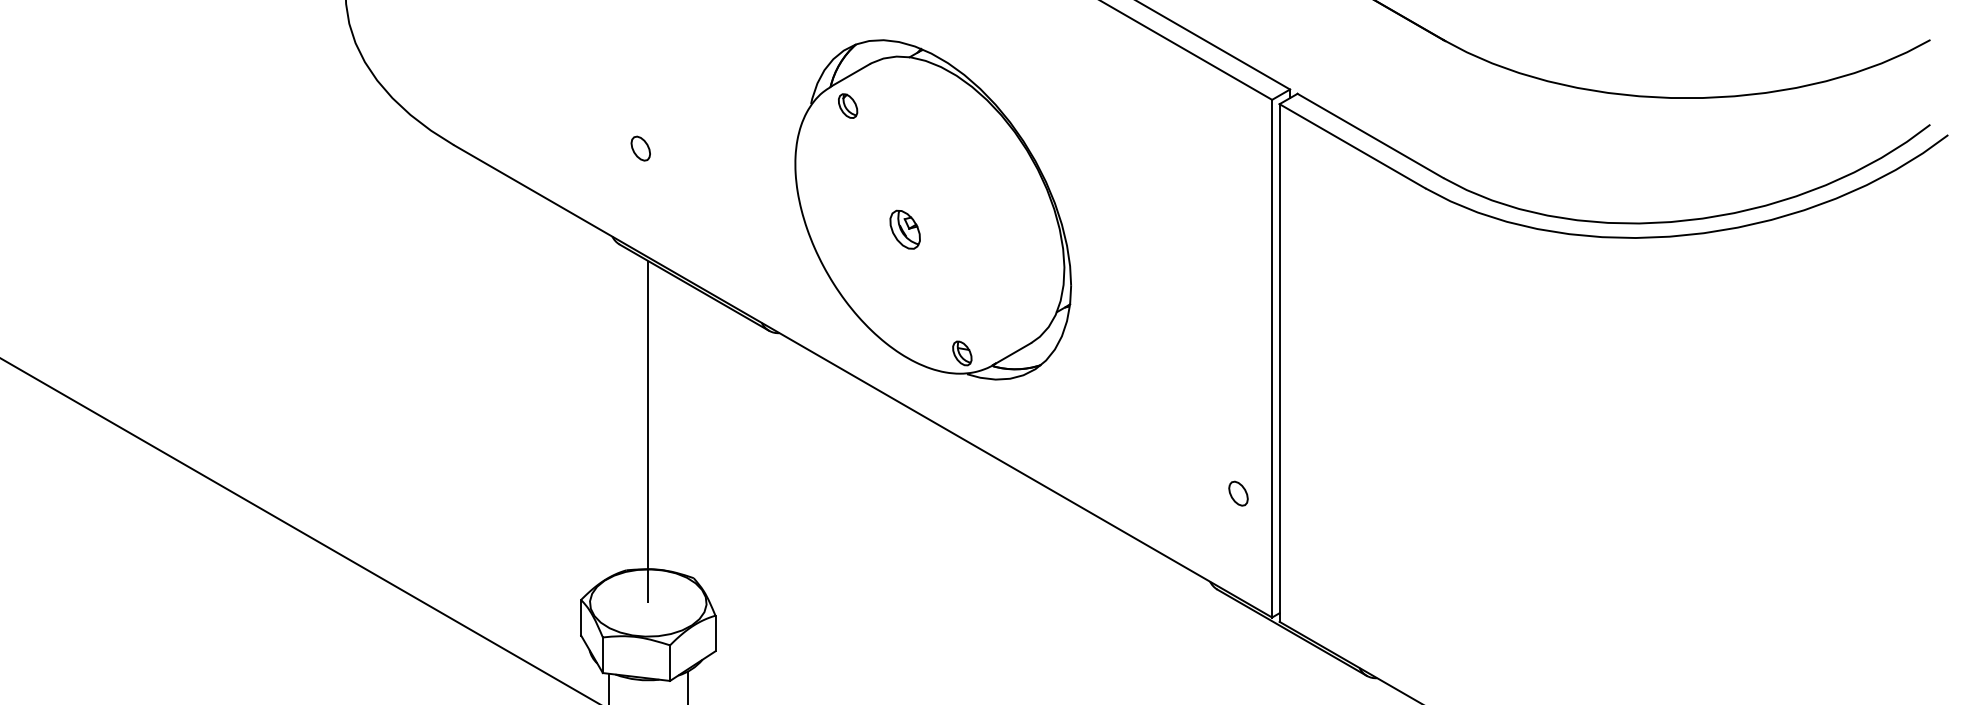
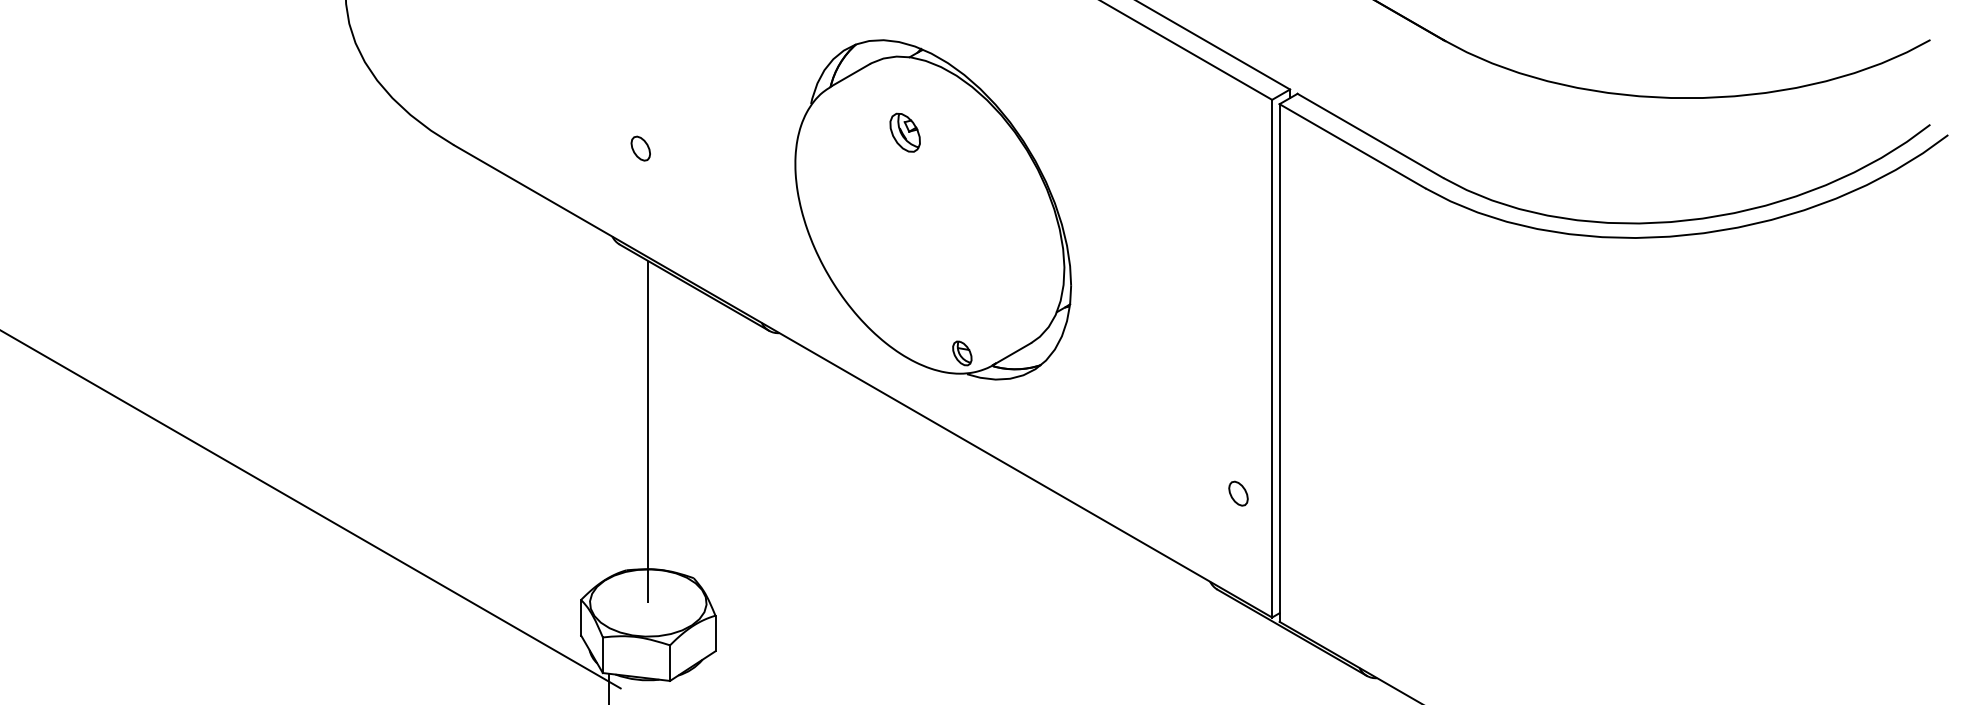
part: present -> none (848, 105)
part position: (904, 229) -> (904, 132) (904, 132)
line position: (298, 530) -> (311, 509) (311, 509)
line: present -> none (687, 686)
